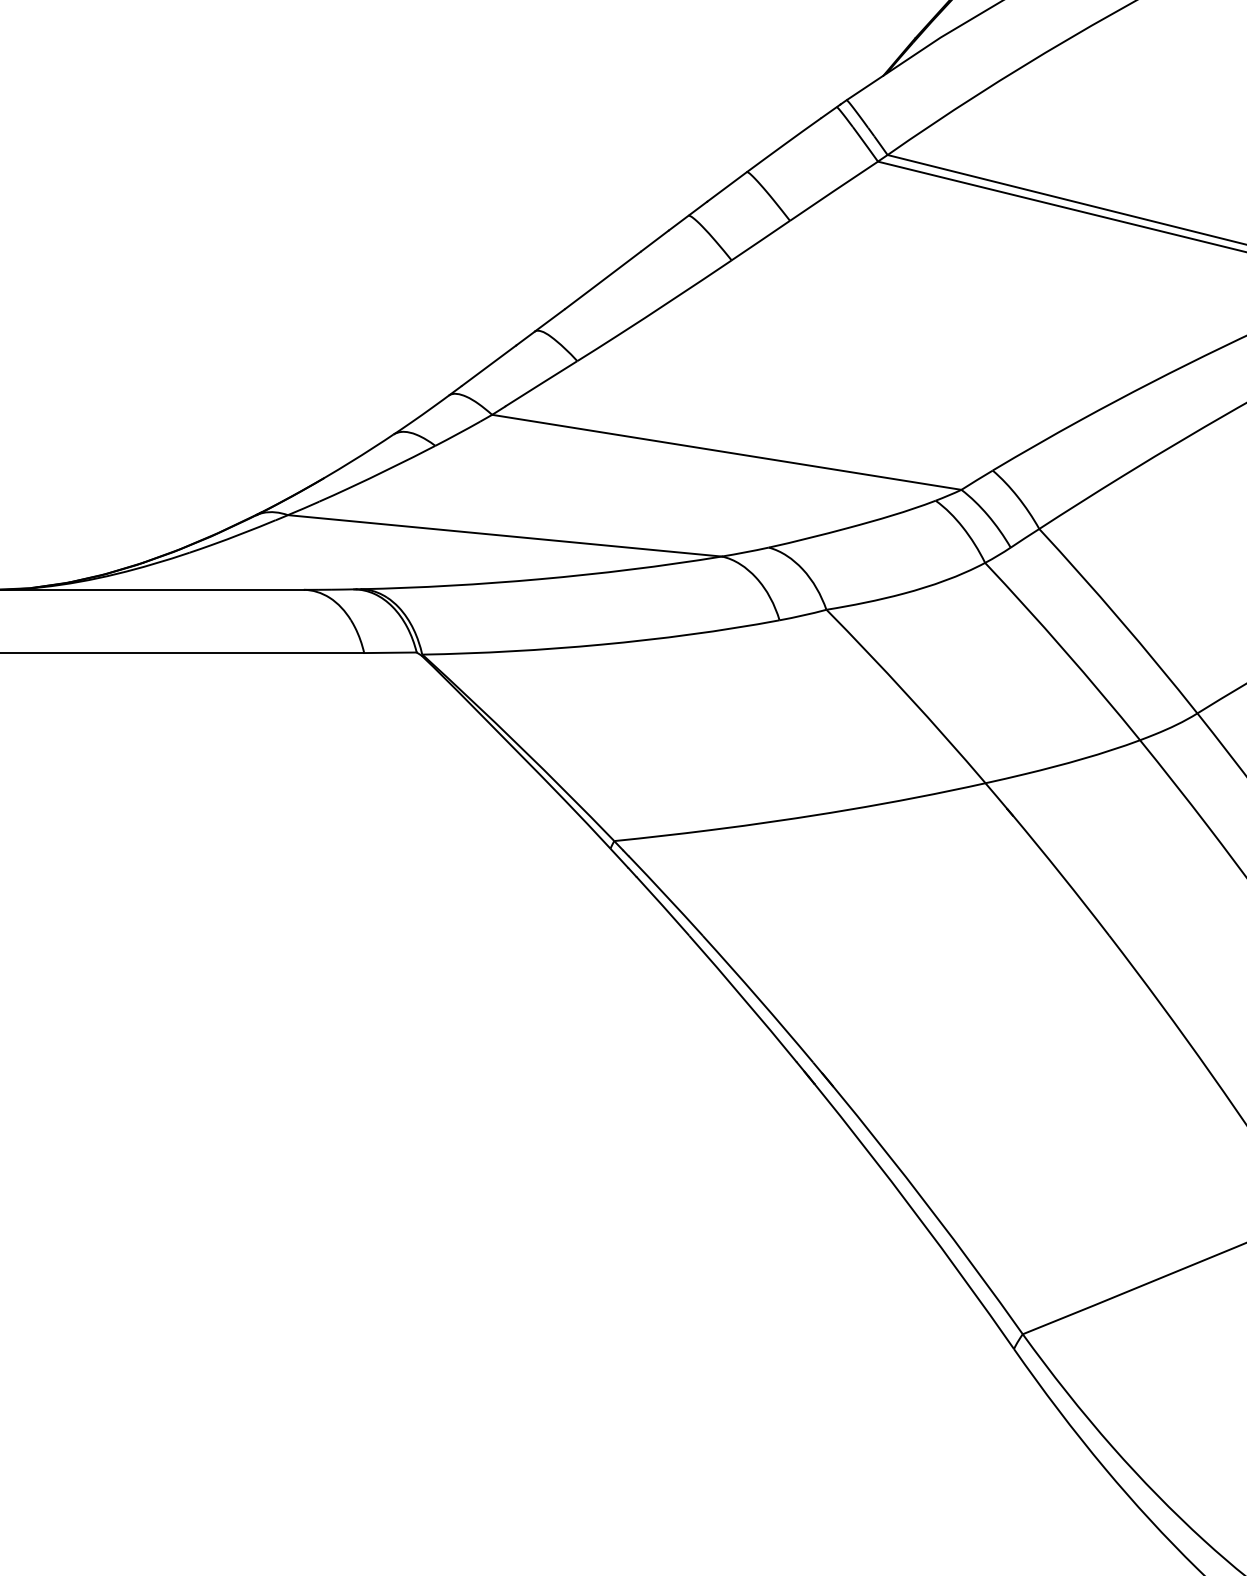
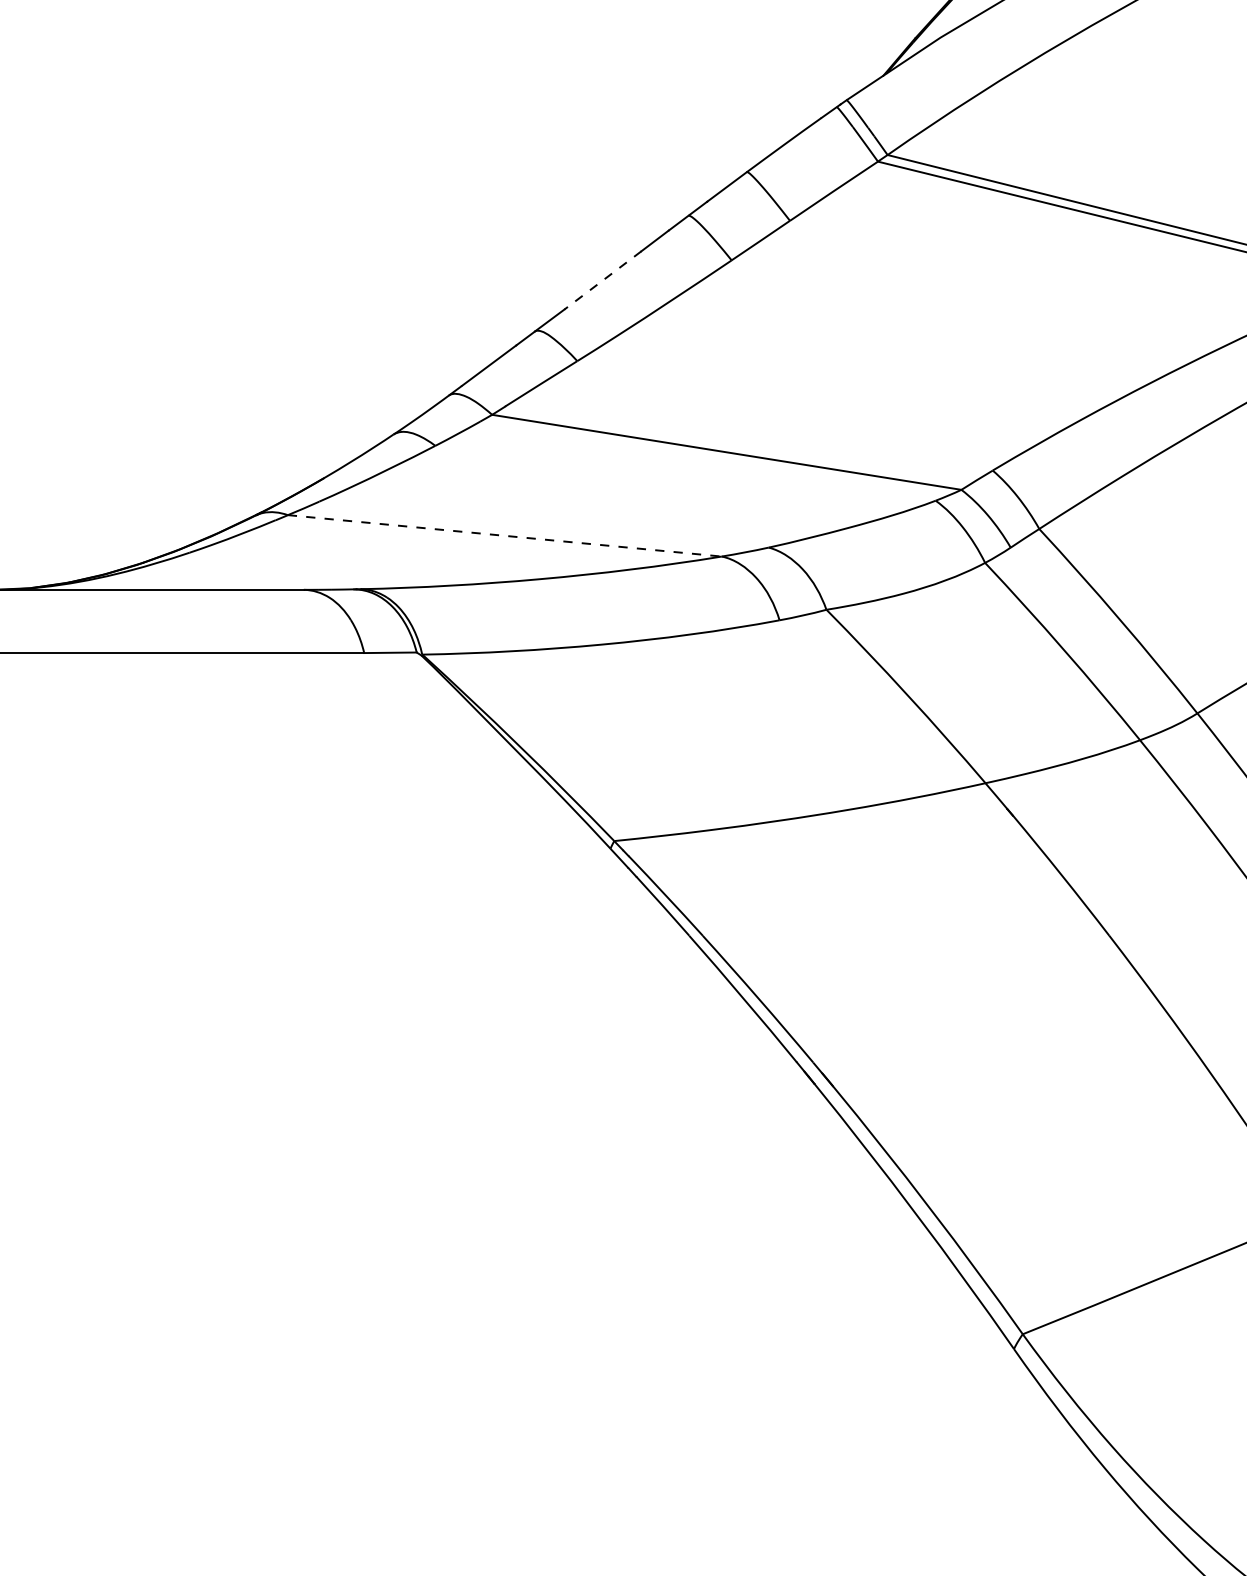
line: solid -> dashed (601, 281)
line: solid -> dashed (504, 535)
